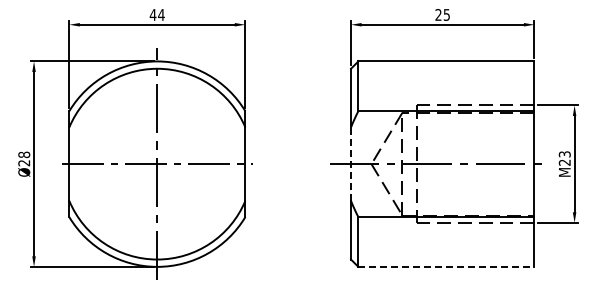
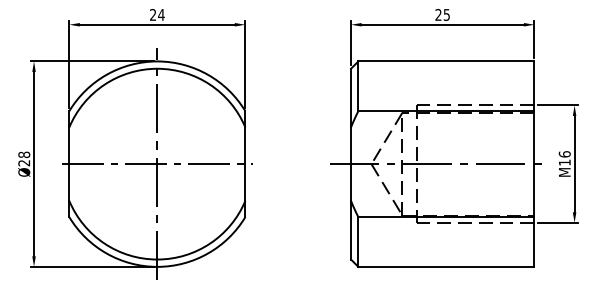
text: 44 -> 24 (152, 14)
text: M23 -> M16 (564, 158)
line: dashed -> solid (351, 164)
line: dashed -> solid (446, 266)
